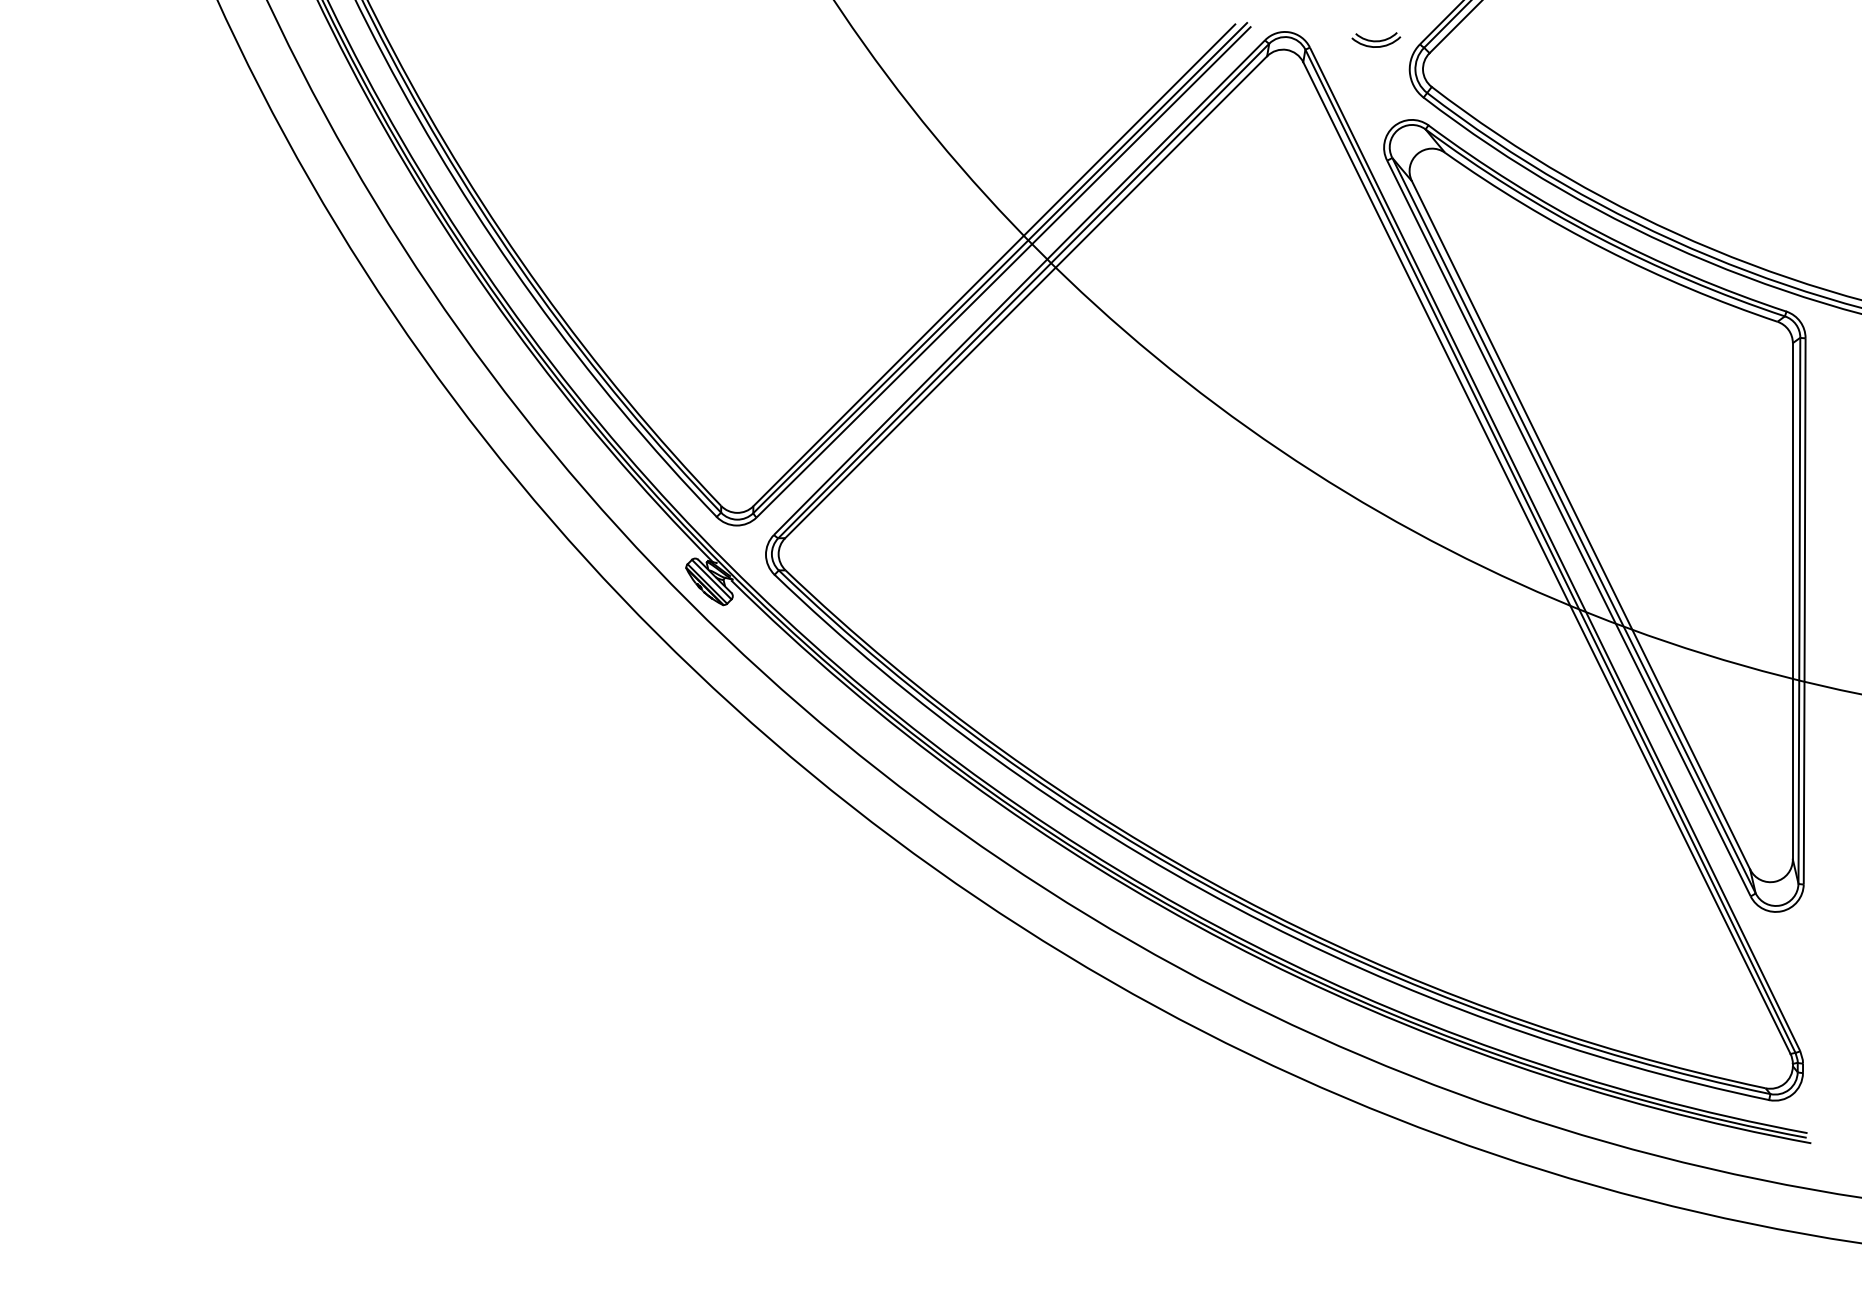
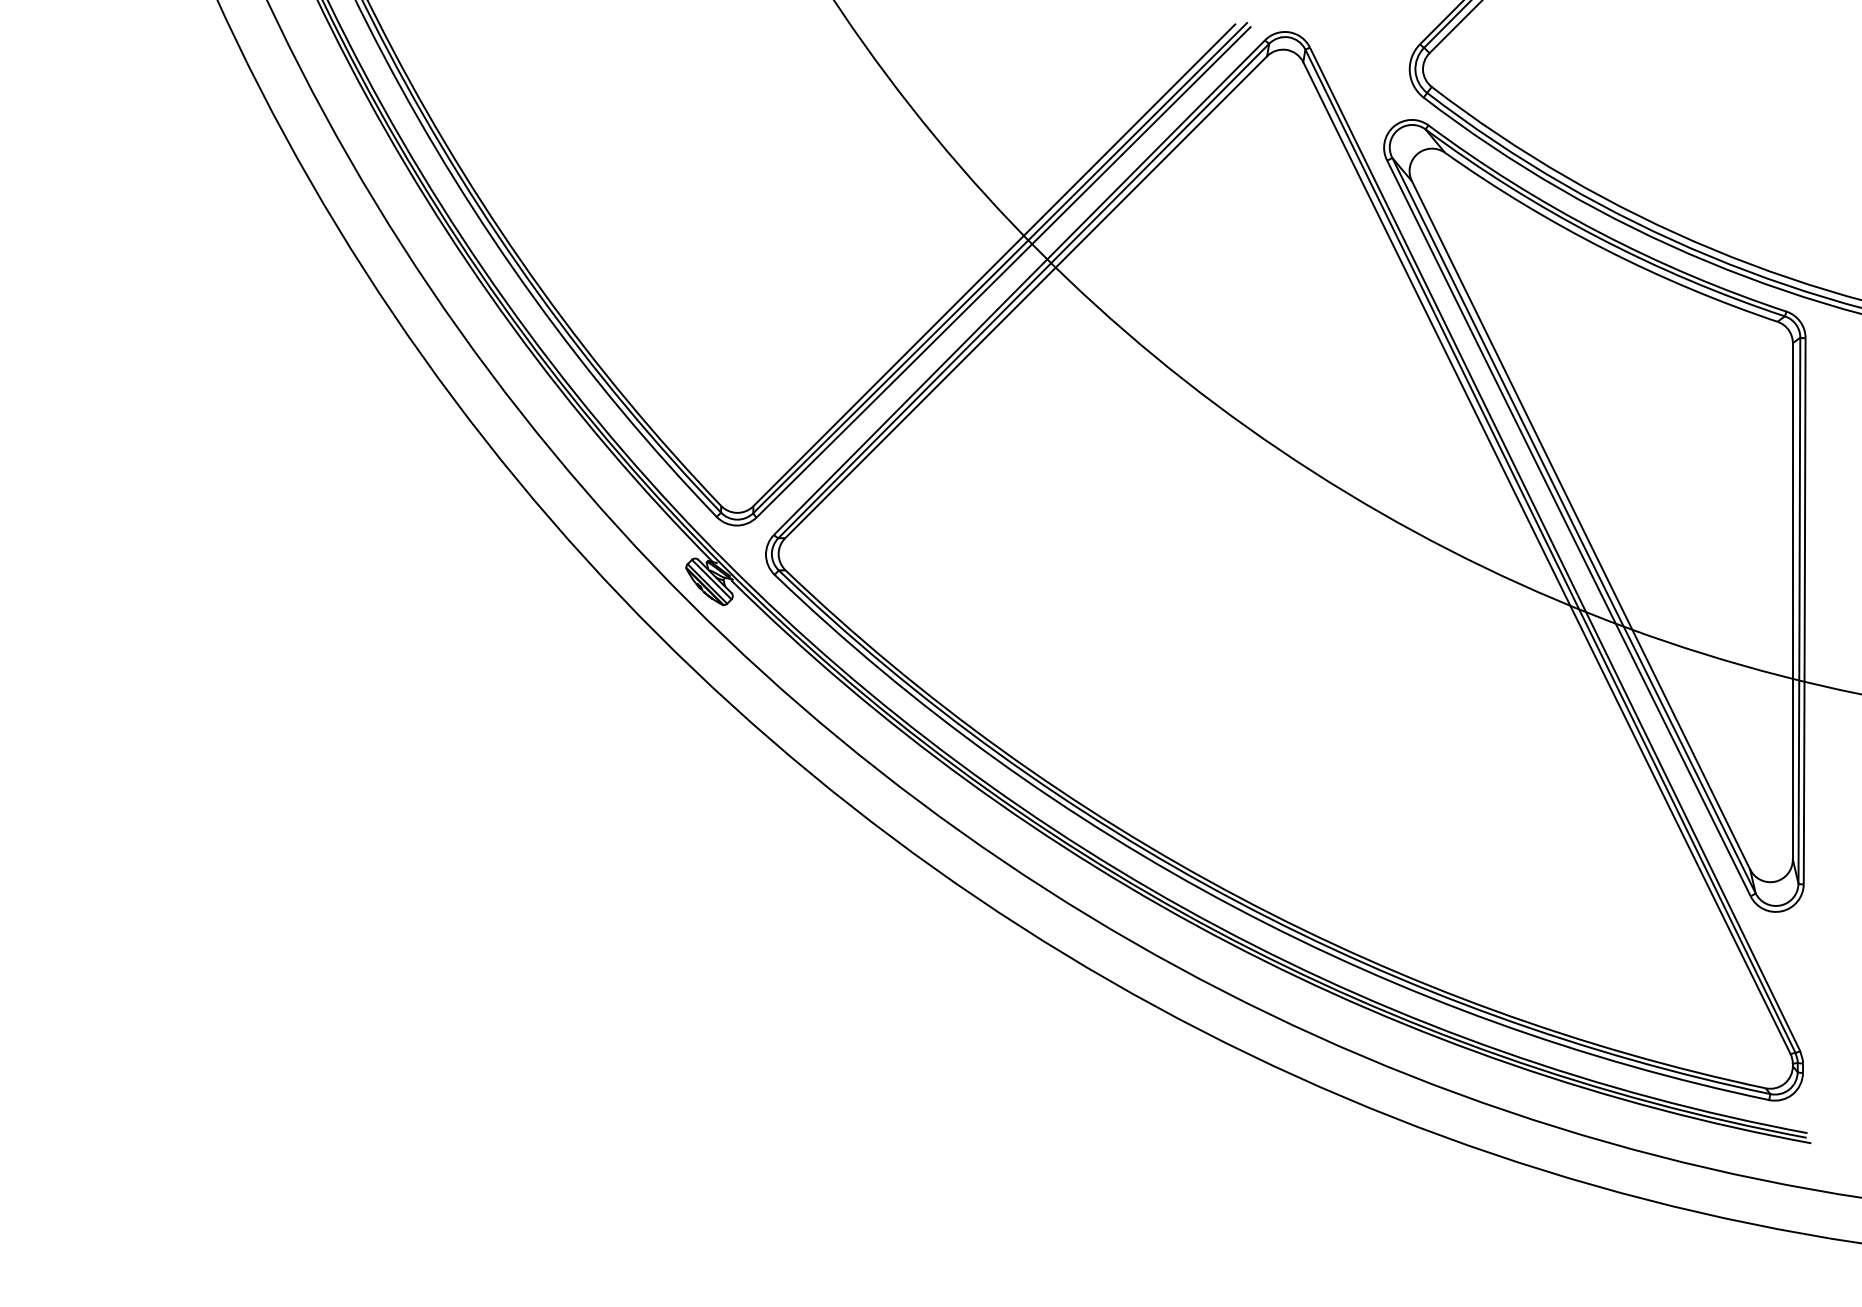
part: present -> none (1376, 39)
